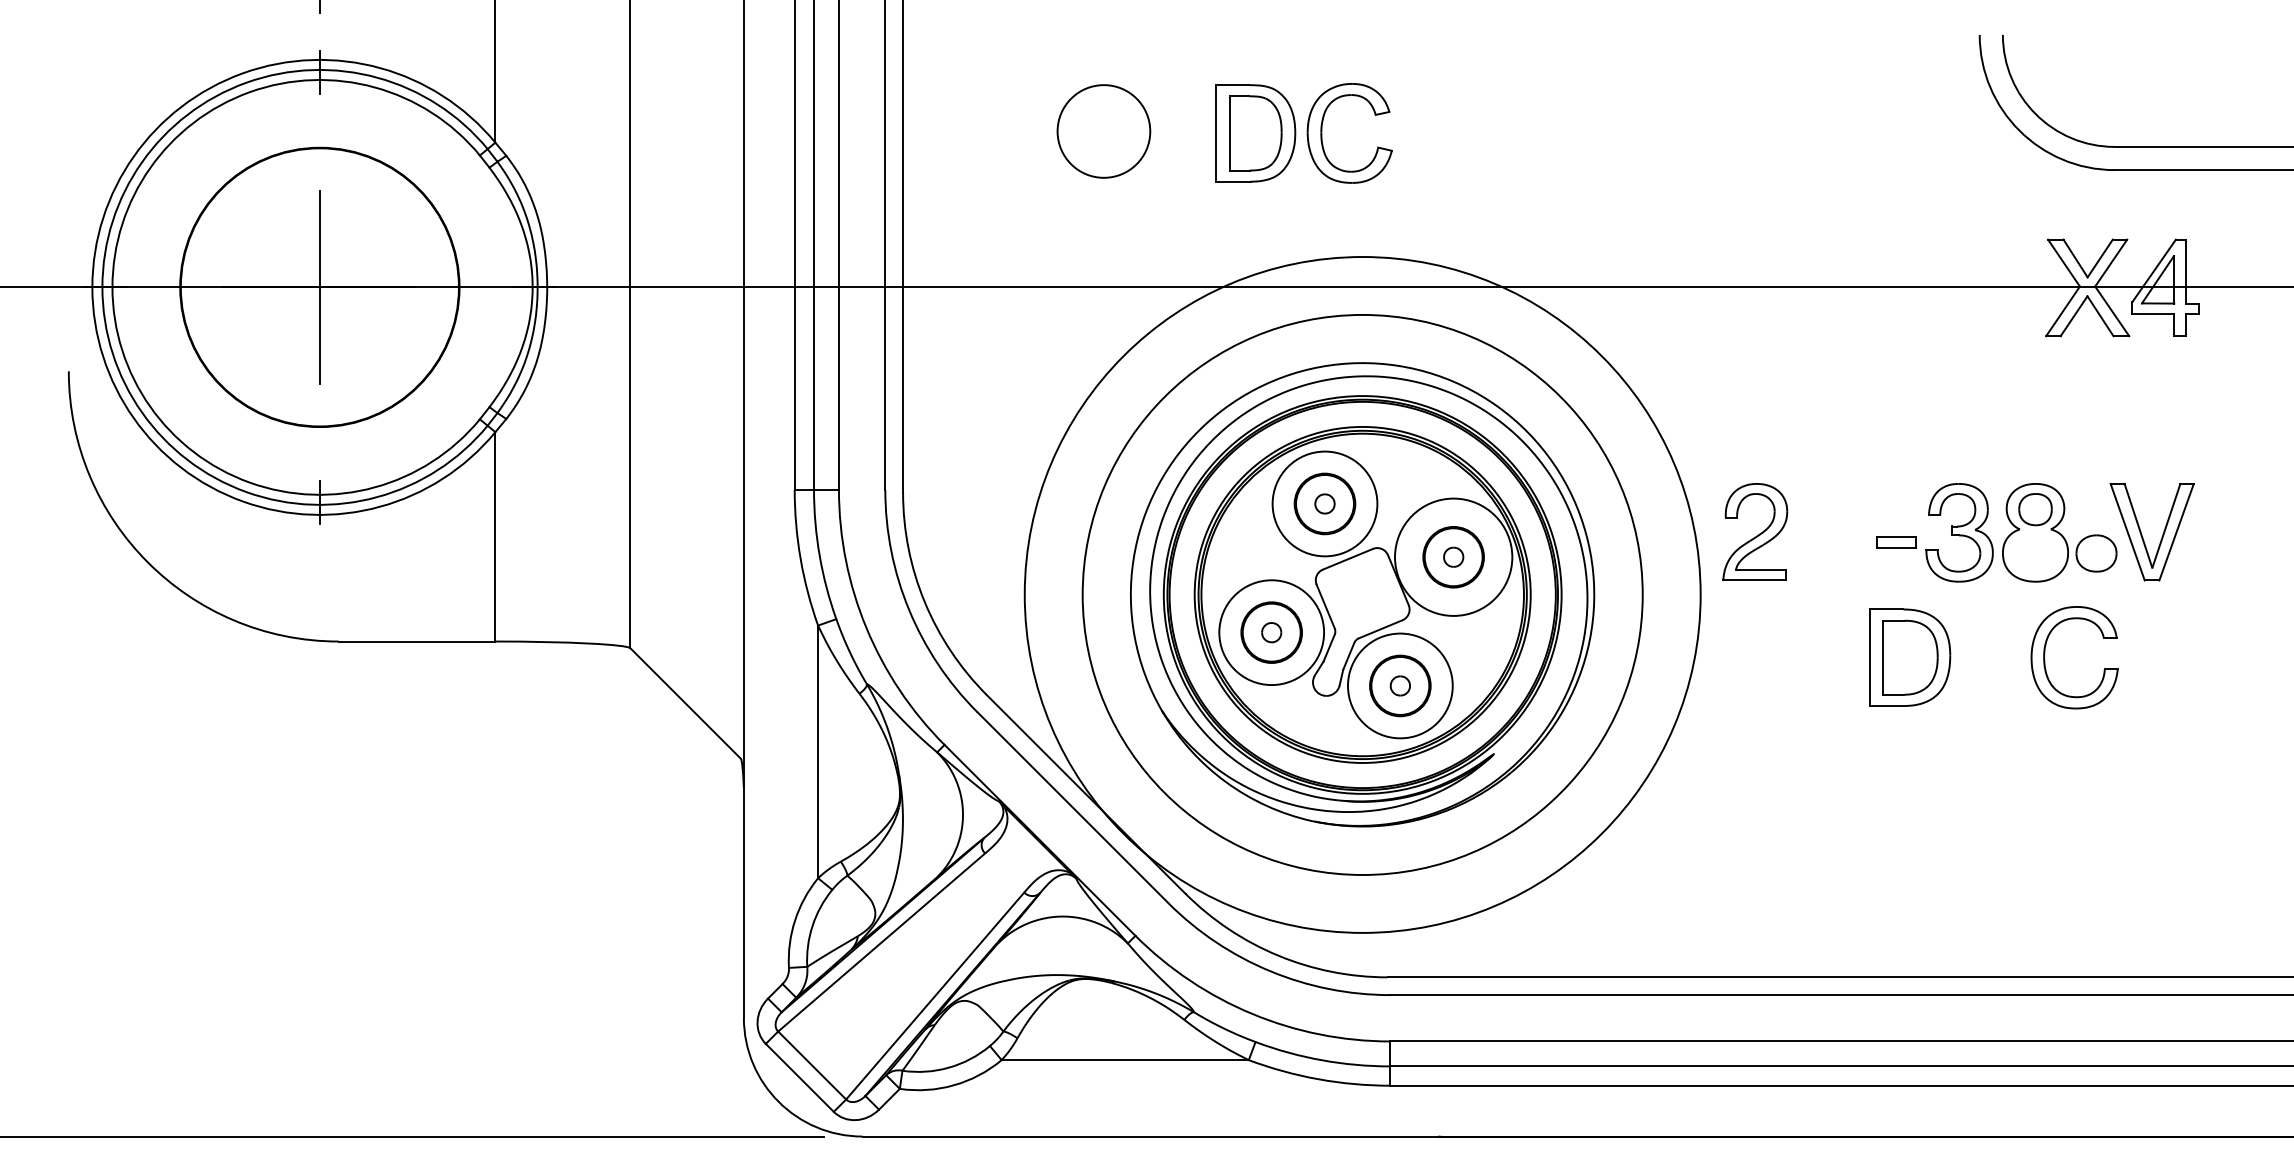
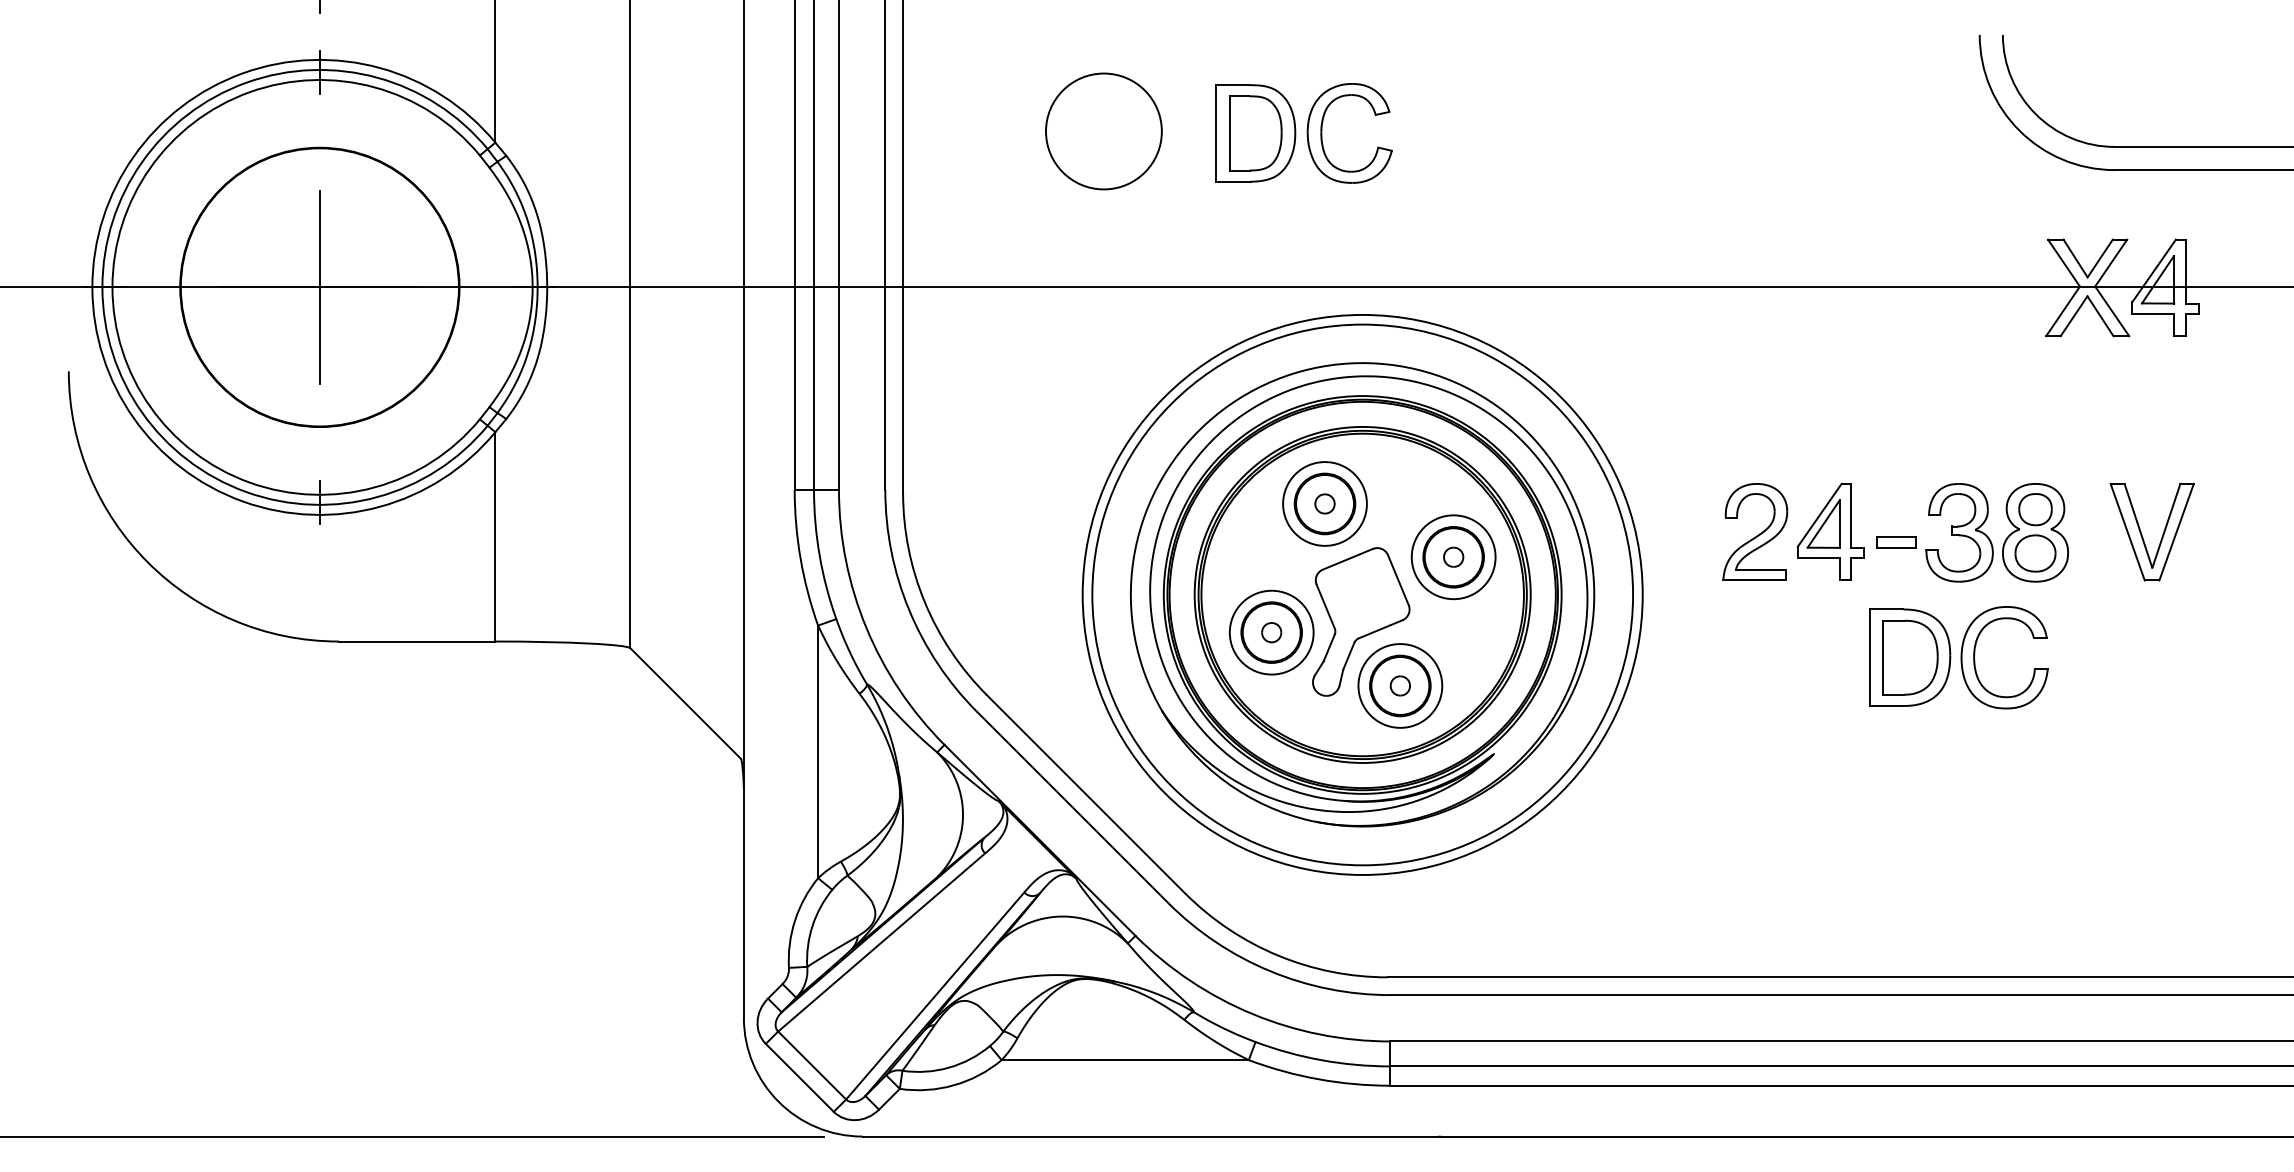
circle diameter: 93 px -> 116 px (1103, 131)
circle diameter: 105 px -> 84 px (1324, 503)
part: none -> present (1830, 531)
part position: (2096, 553) -> (2035, 553) (2035, 553)
circle diameter: 117 px -> 84 px (1453, 557)
circle diameter: 676 px -> 541 px (1362, 594)
circle diameter: 105 px -> 84 px (1271, 632)
part position: (2045, 659) -> (1975, 659) (1975, 659)
circle diameter: 105 px -> 84 px (1400, 685)
